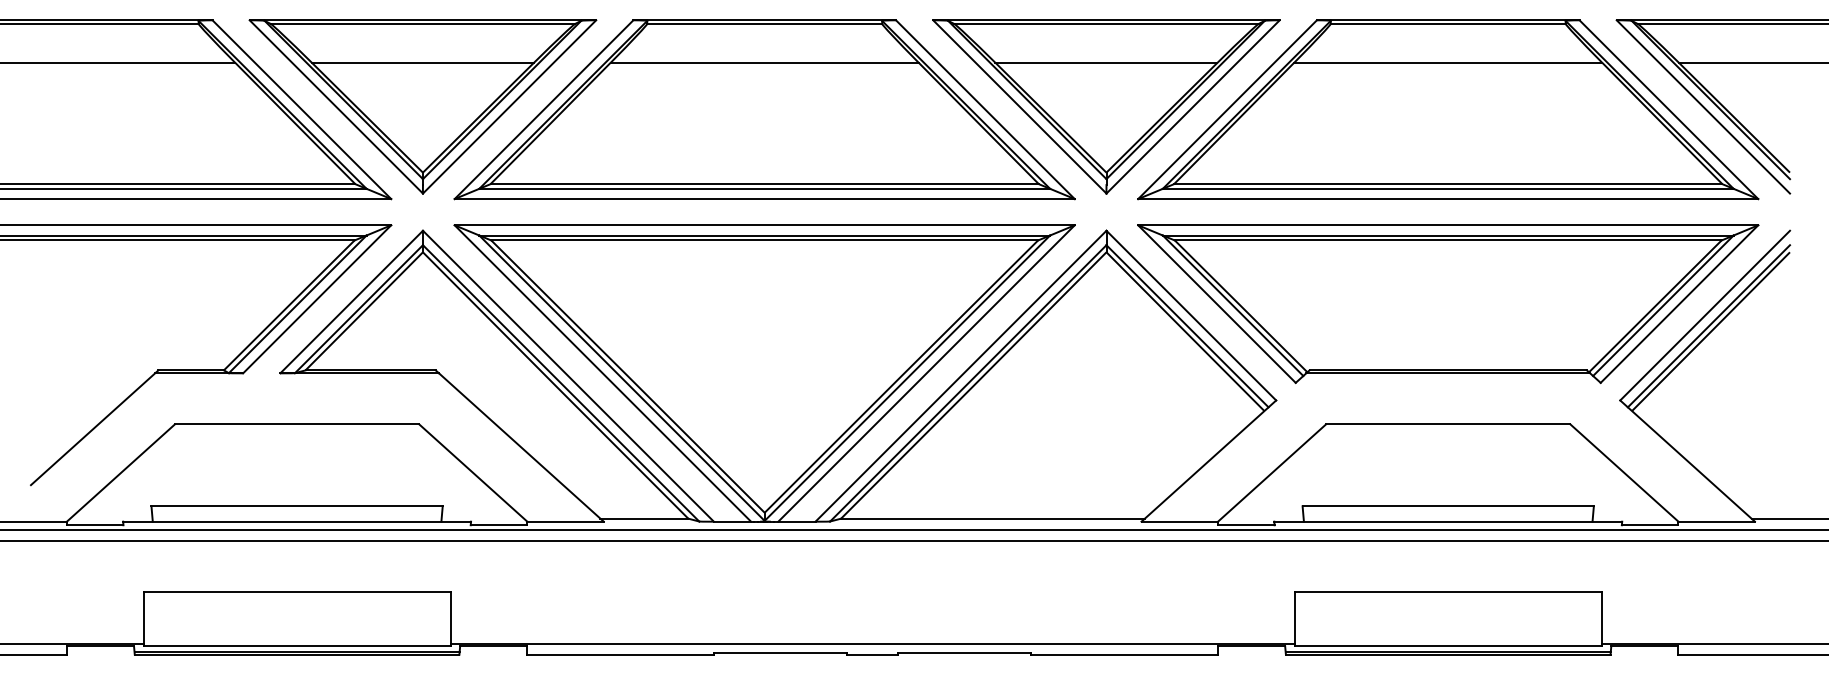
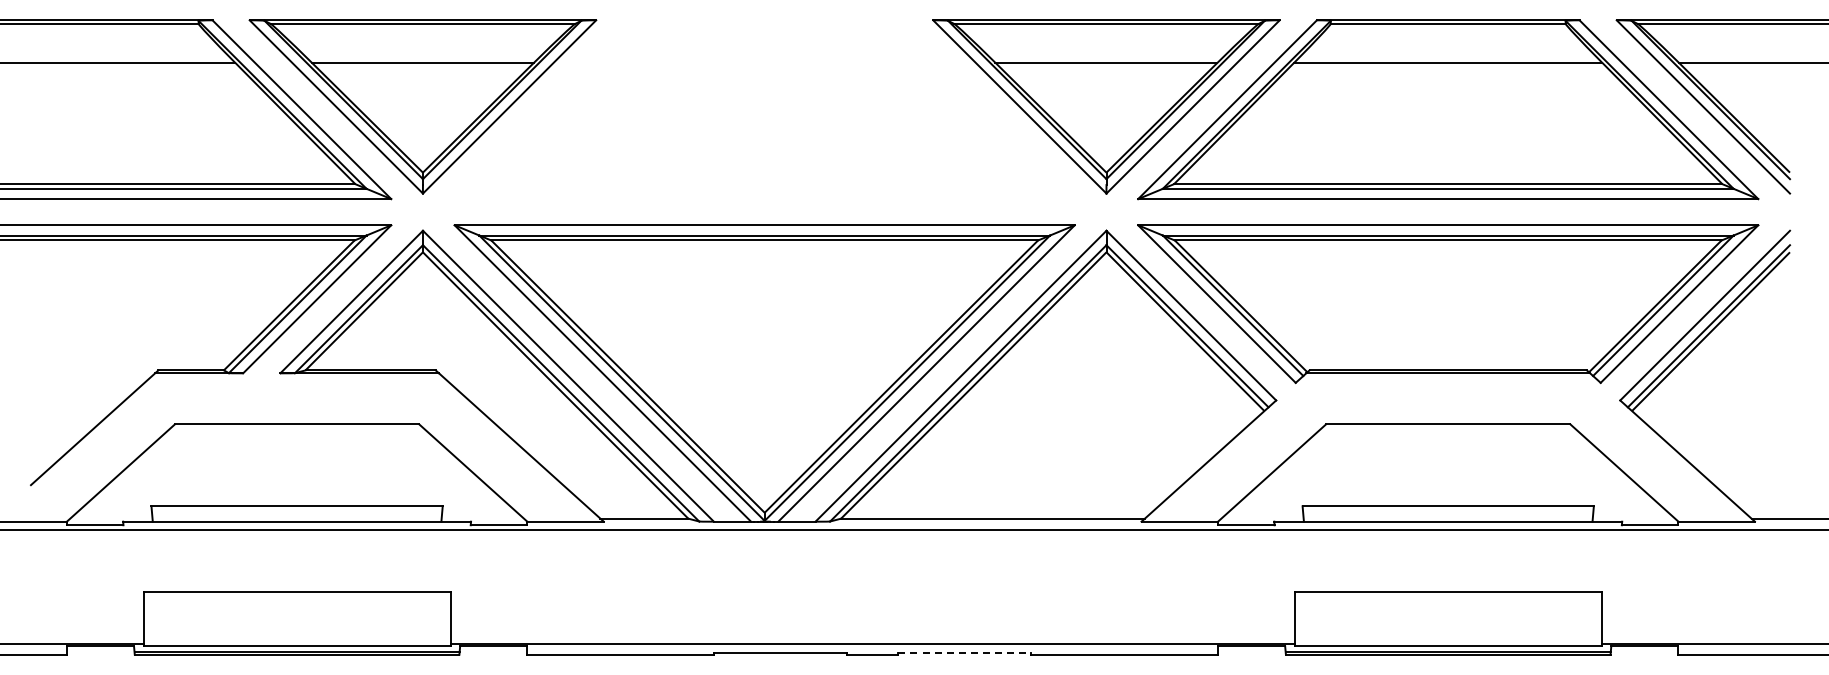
part: present -> none (764, 109)
line: present -> none (913, 540)
line: solid -> dashed (964, 653)
